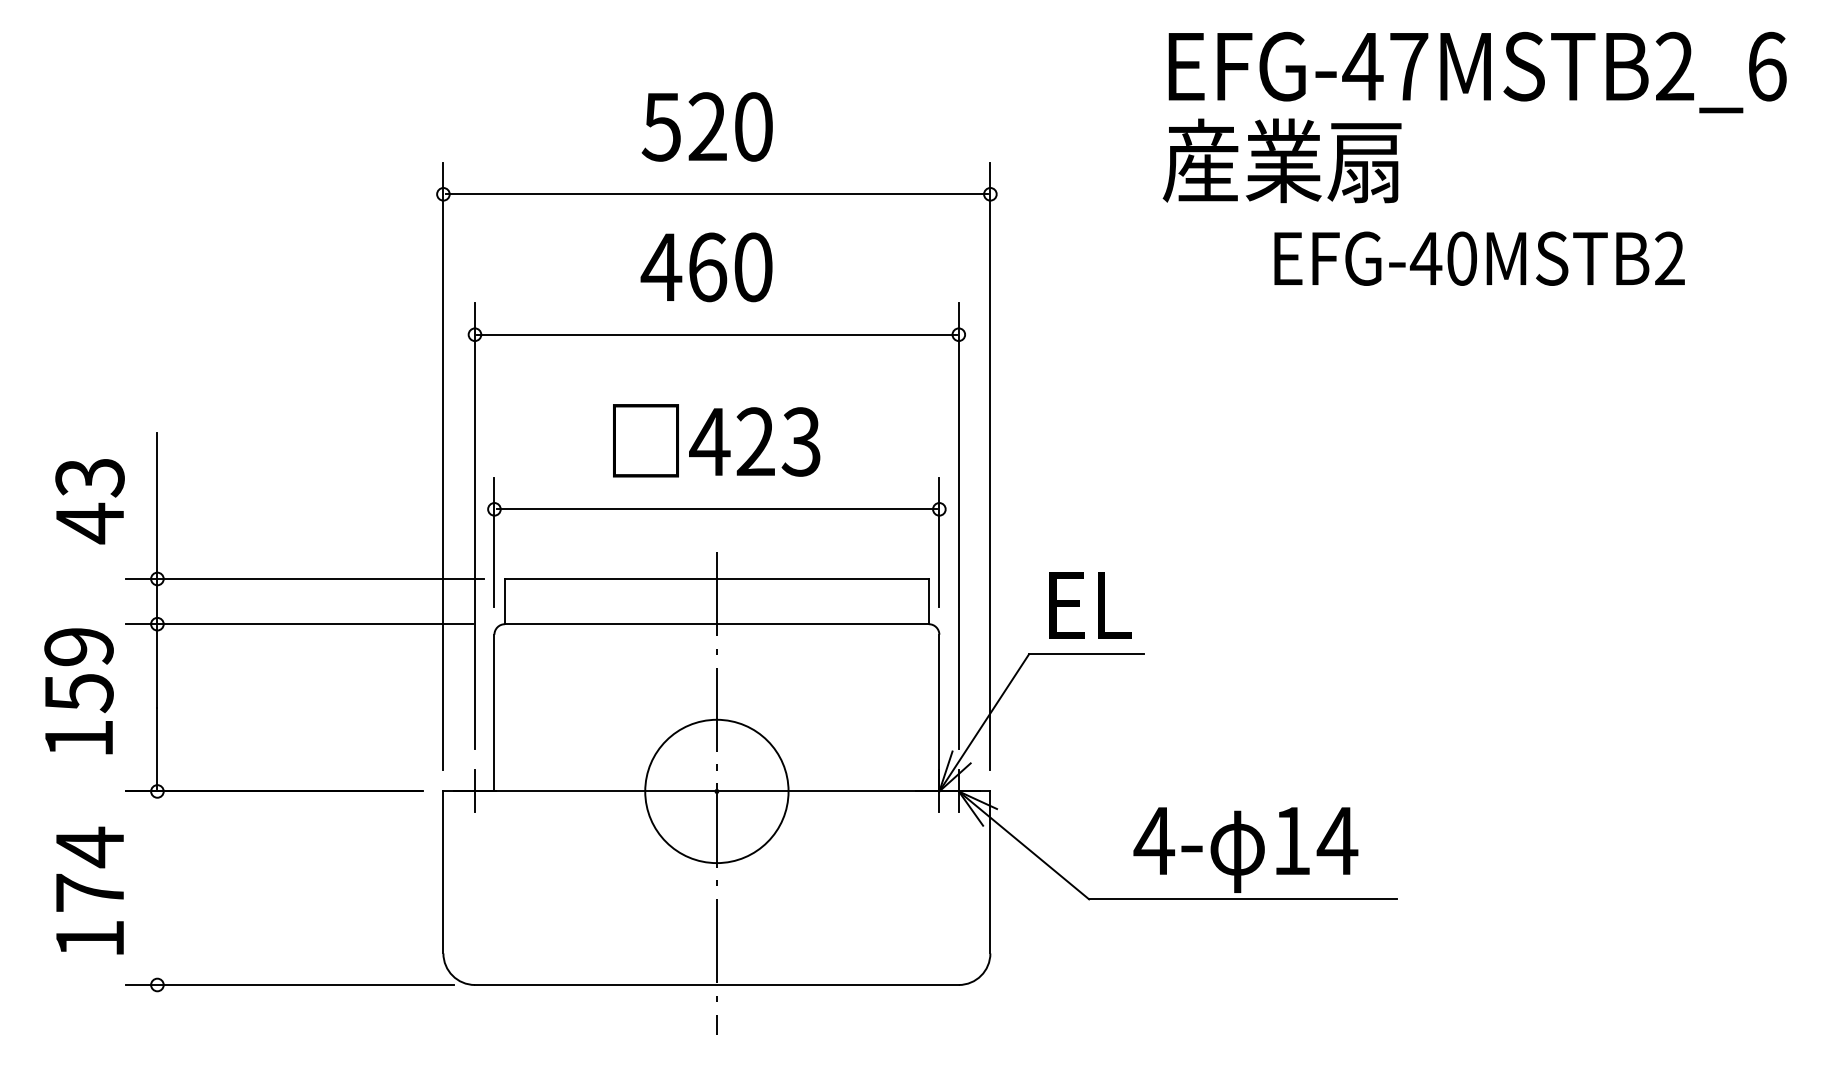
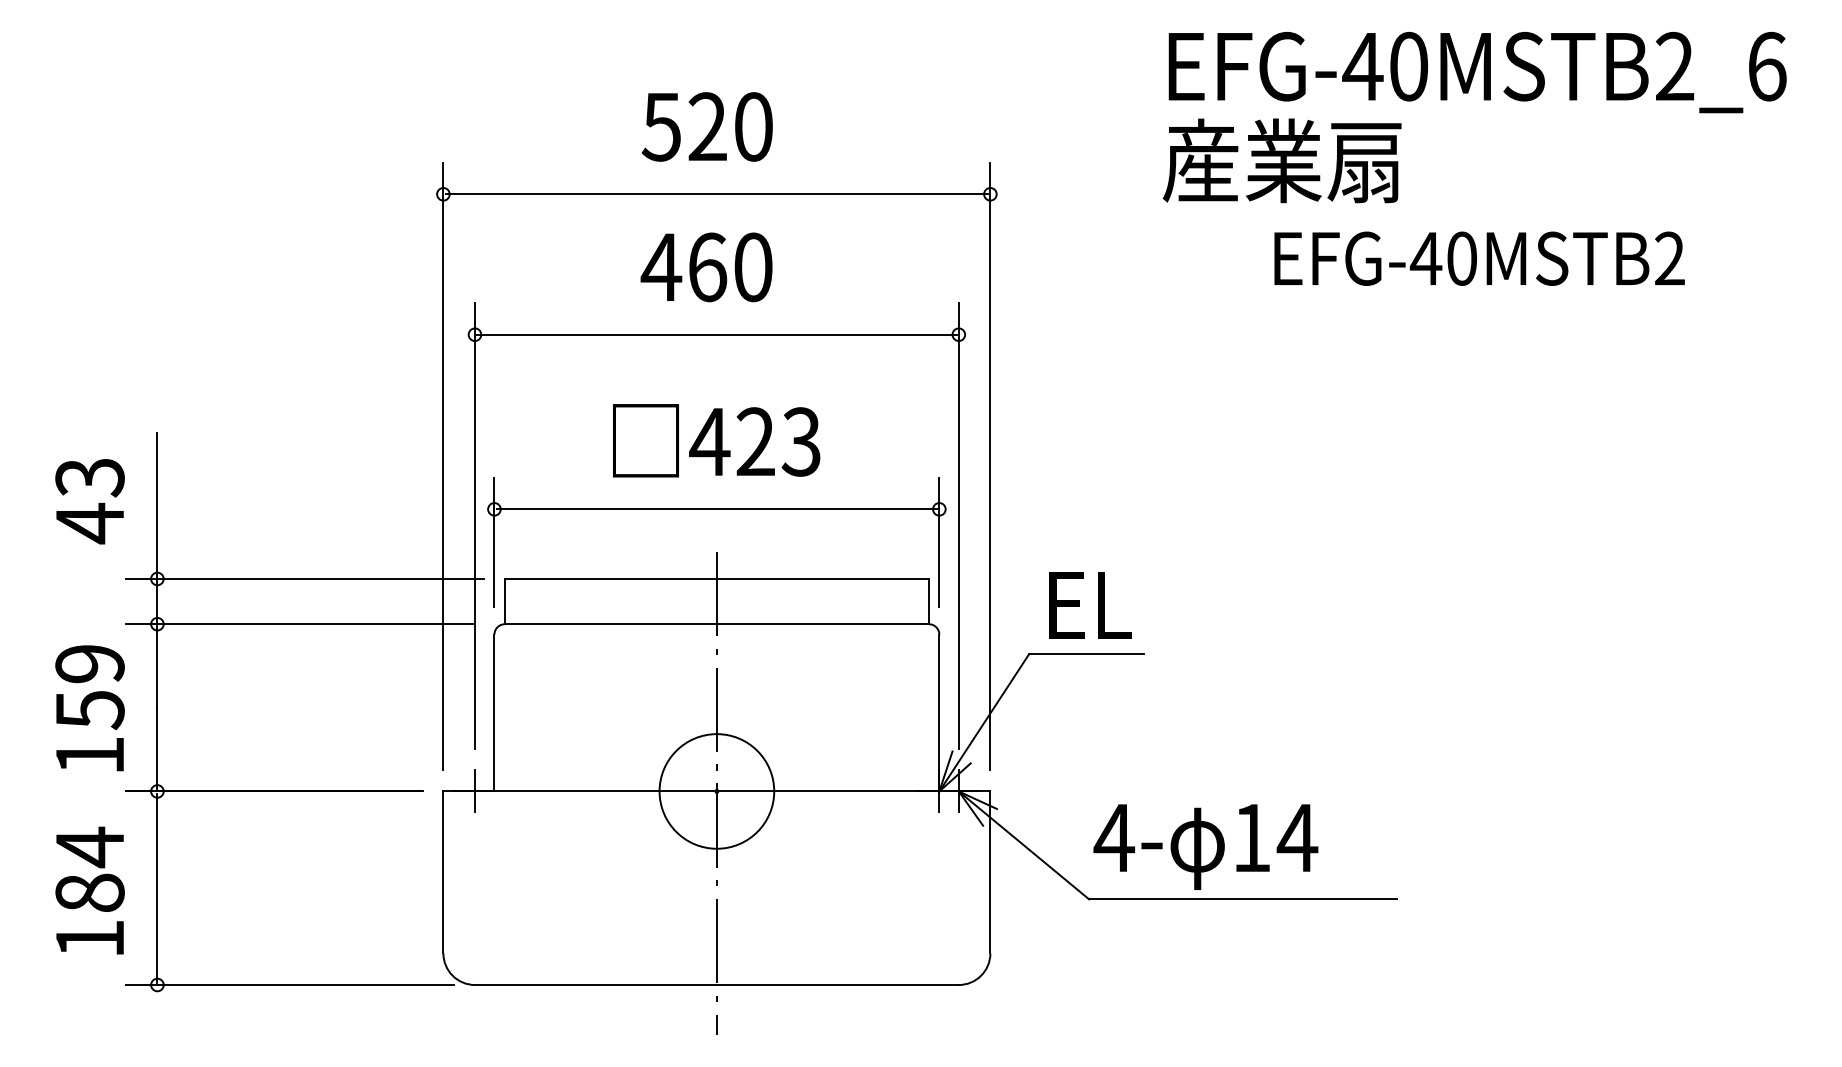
text: EFG-47MSTB2_6 -> EFG-40MSTB2_6 (1409, 66)
text position: (78, 691) -> (89, 708) (89, 708)
circle diameter: 143 px -> 115 px (716, 791)
text position: (1245, 849) -> (1205, 846) (1205, 846)
line: none -> present (157, 887)
text: 174 -> 184 (89, 892)
